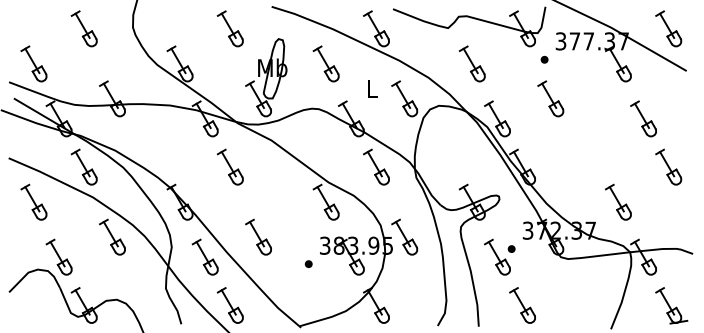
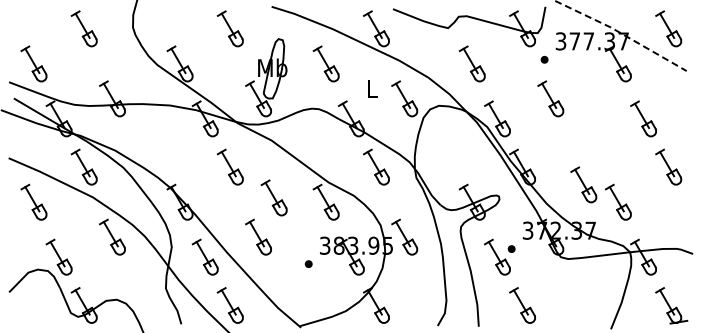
line: solid -> dashed (621, 33)
part: none -> present (583, 184)
part: none -> present (273, 197)
